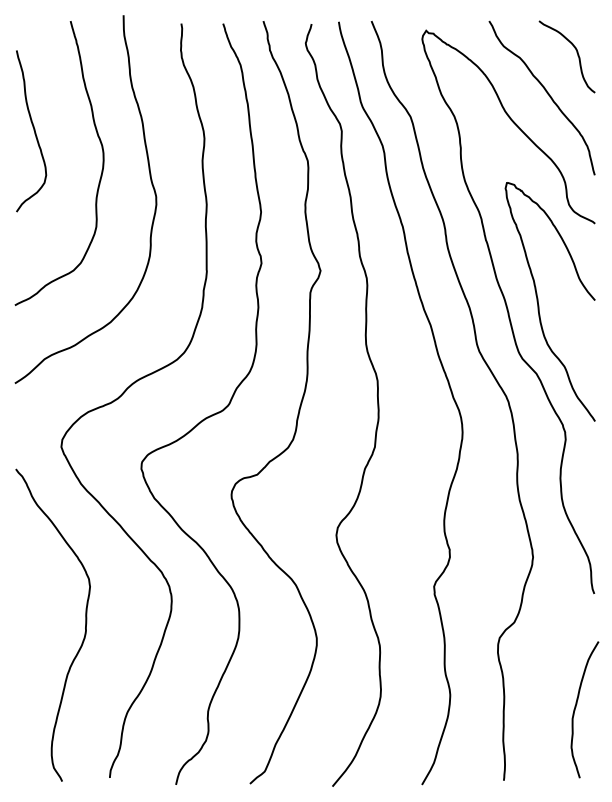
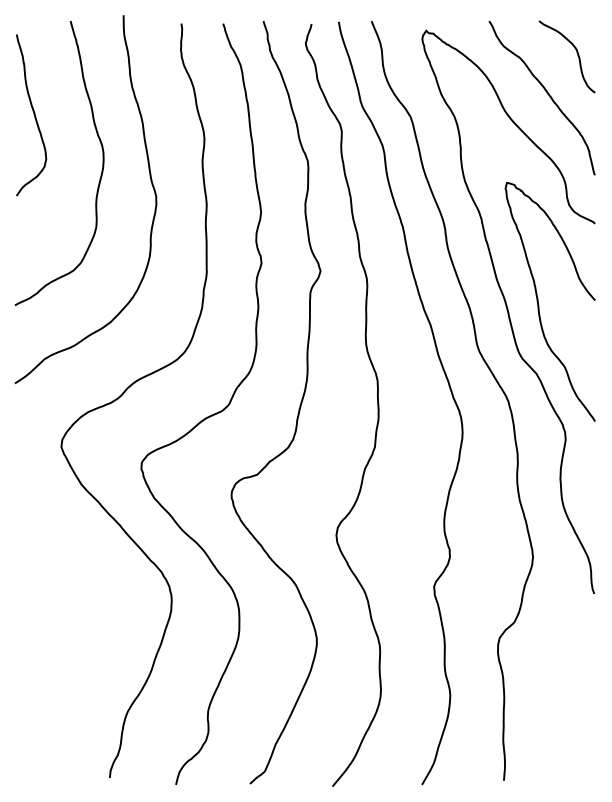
curve position: (33, 130) -> (33, 114) (33, 114)
curve: present -> none (84, 632)
curve: present -> none (576, 707)
